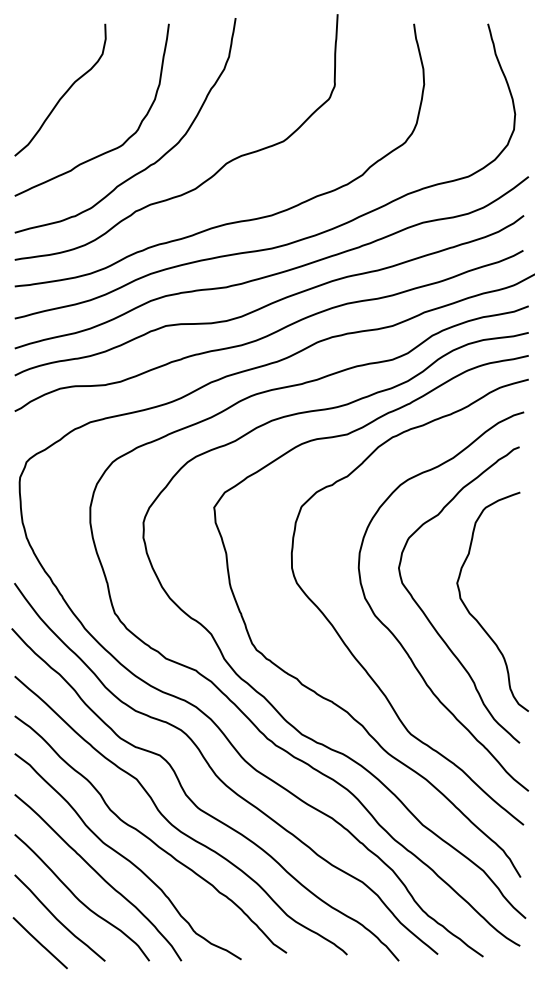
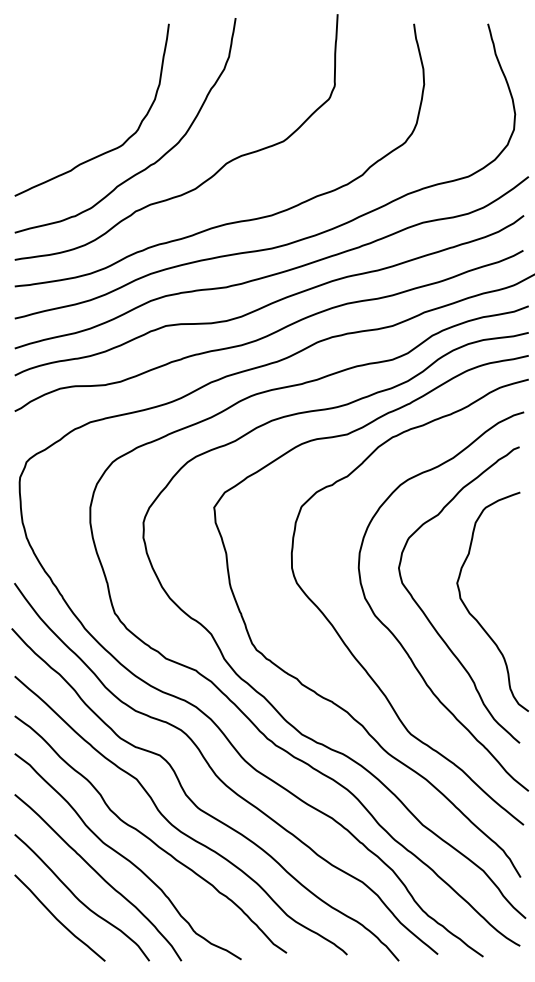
curve: present -> none (64, 92)
line: present -> none (39, 943)
